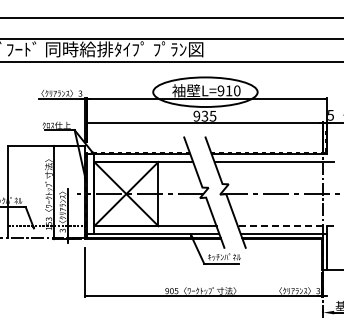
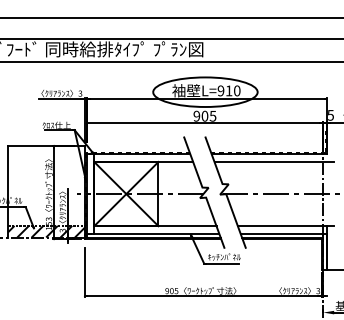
text: 935 -> 905 (204, 116)
line: dashed -> solid (285, 226)
hatch: none -> present (46, 231)
